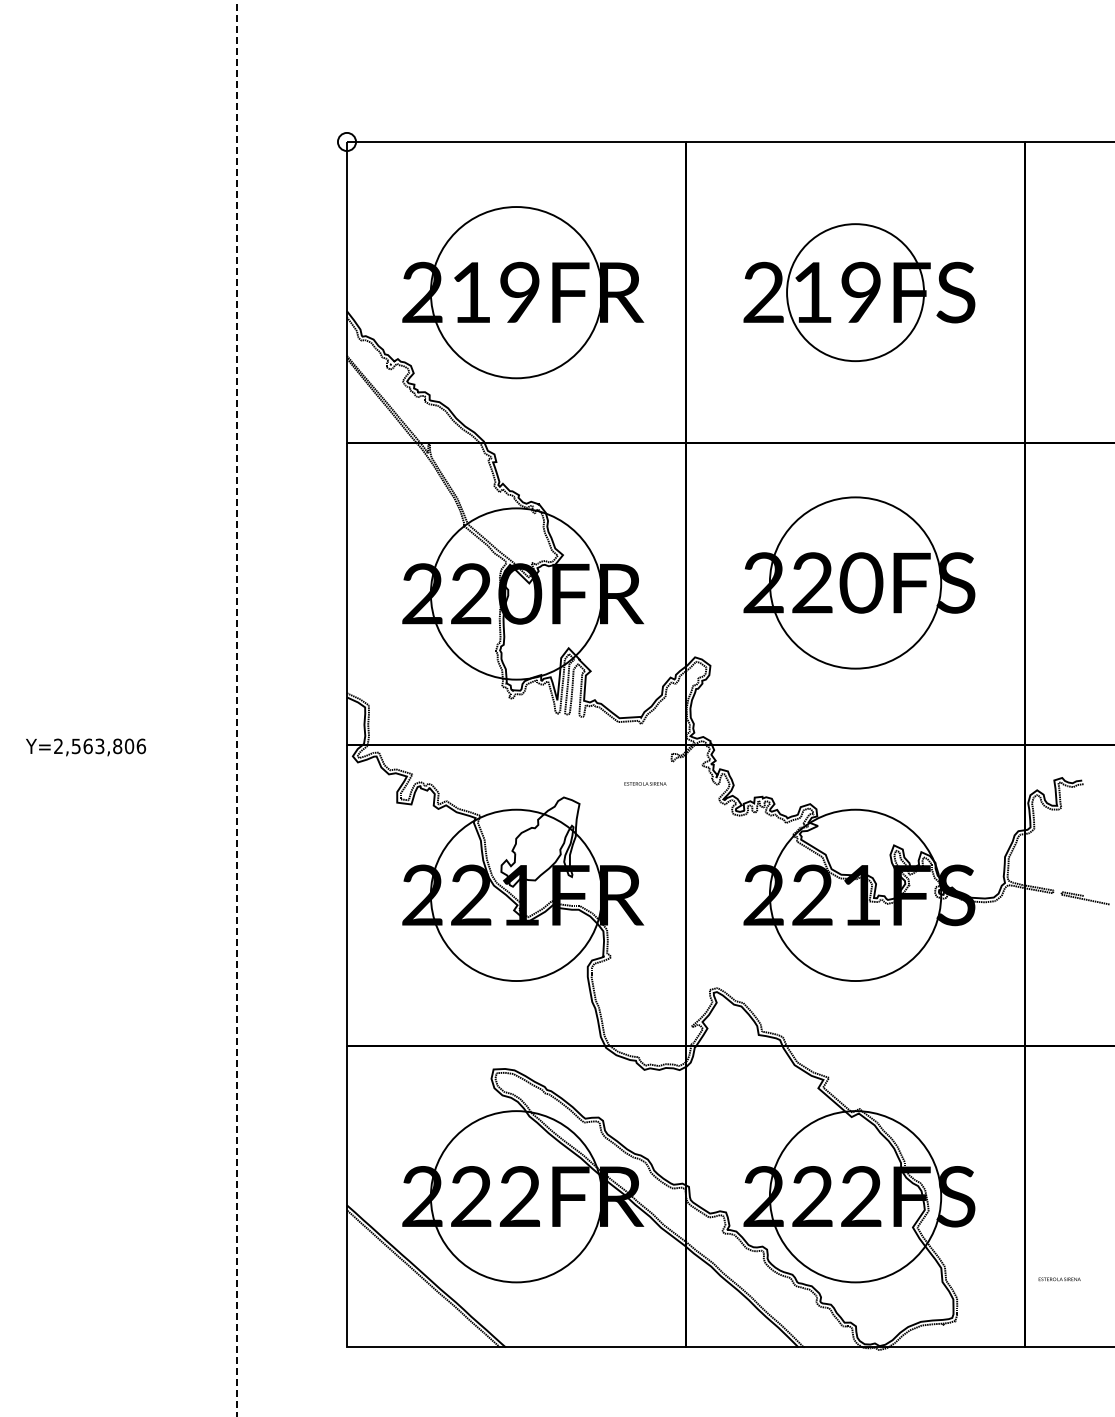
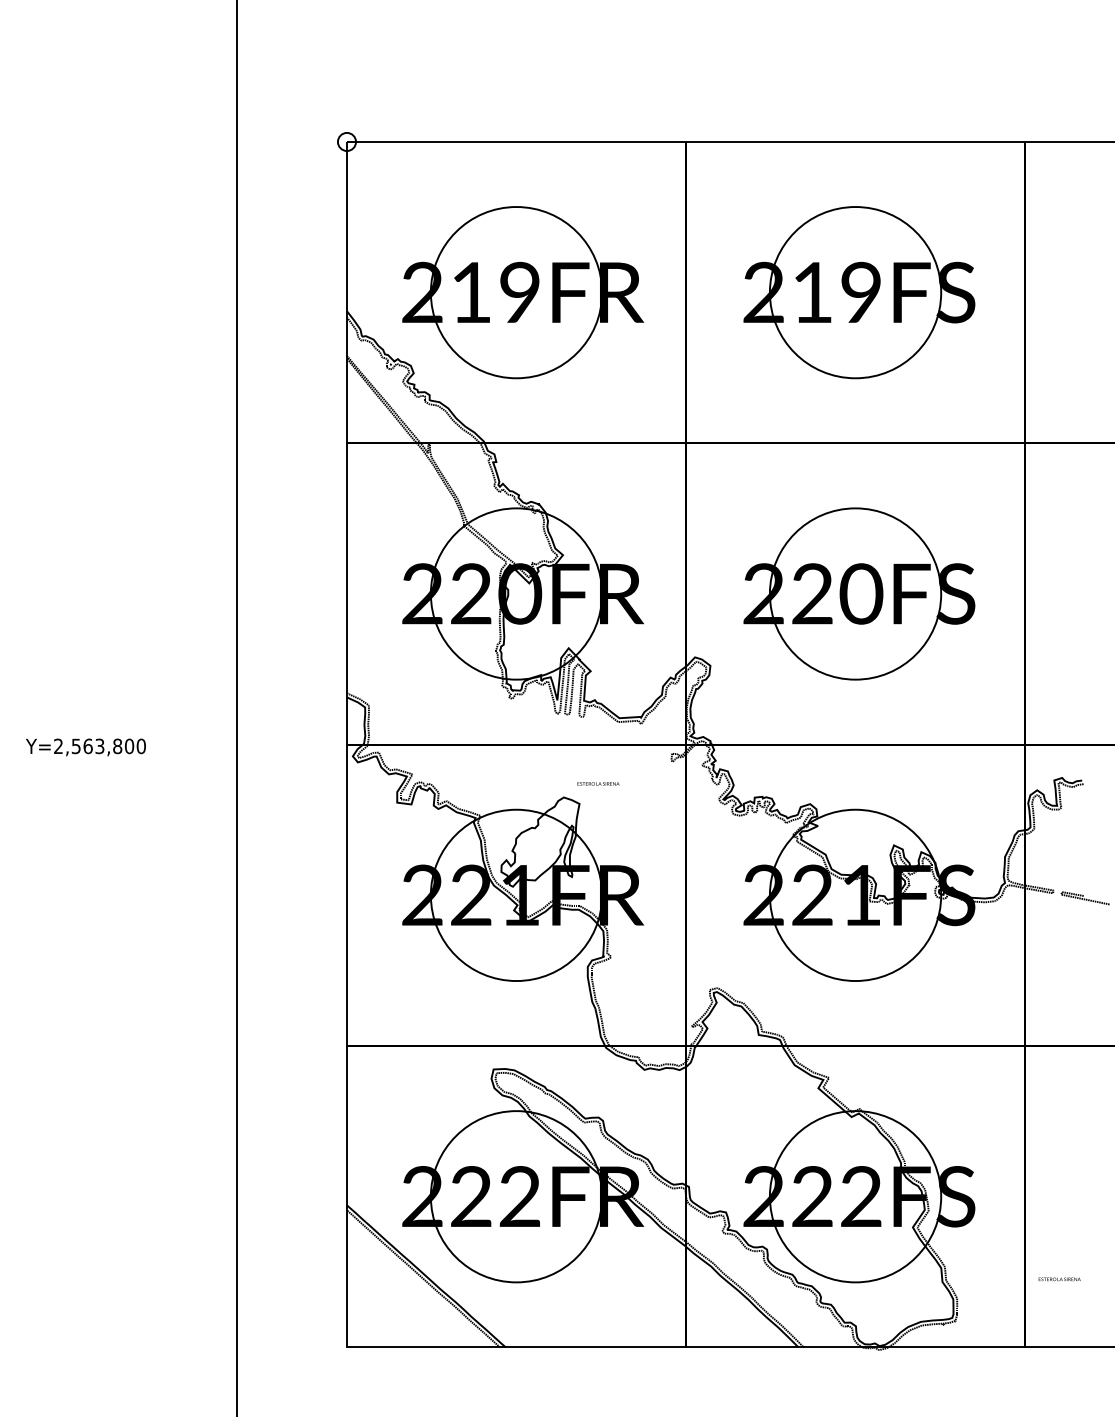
circle diameter: 137 px -> 171 px (855, 292)
part position: (859, 582) -> (859, 593) (859, 593)
line: dashed -> solid (237, 708)
text: Y=2,563,806 -> Y=2,563,800 (141, 745)
text position: (645, 783) -> (598, 783) (598, 783)
